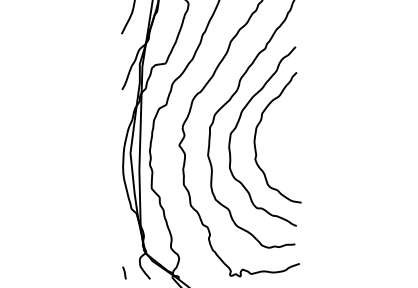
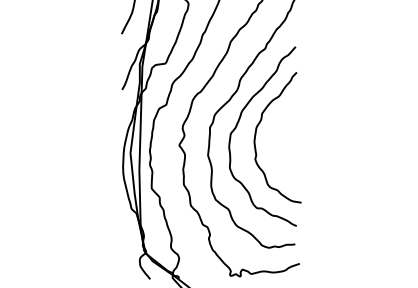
line: present -> none (124, 272)
